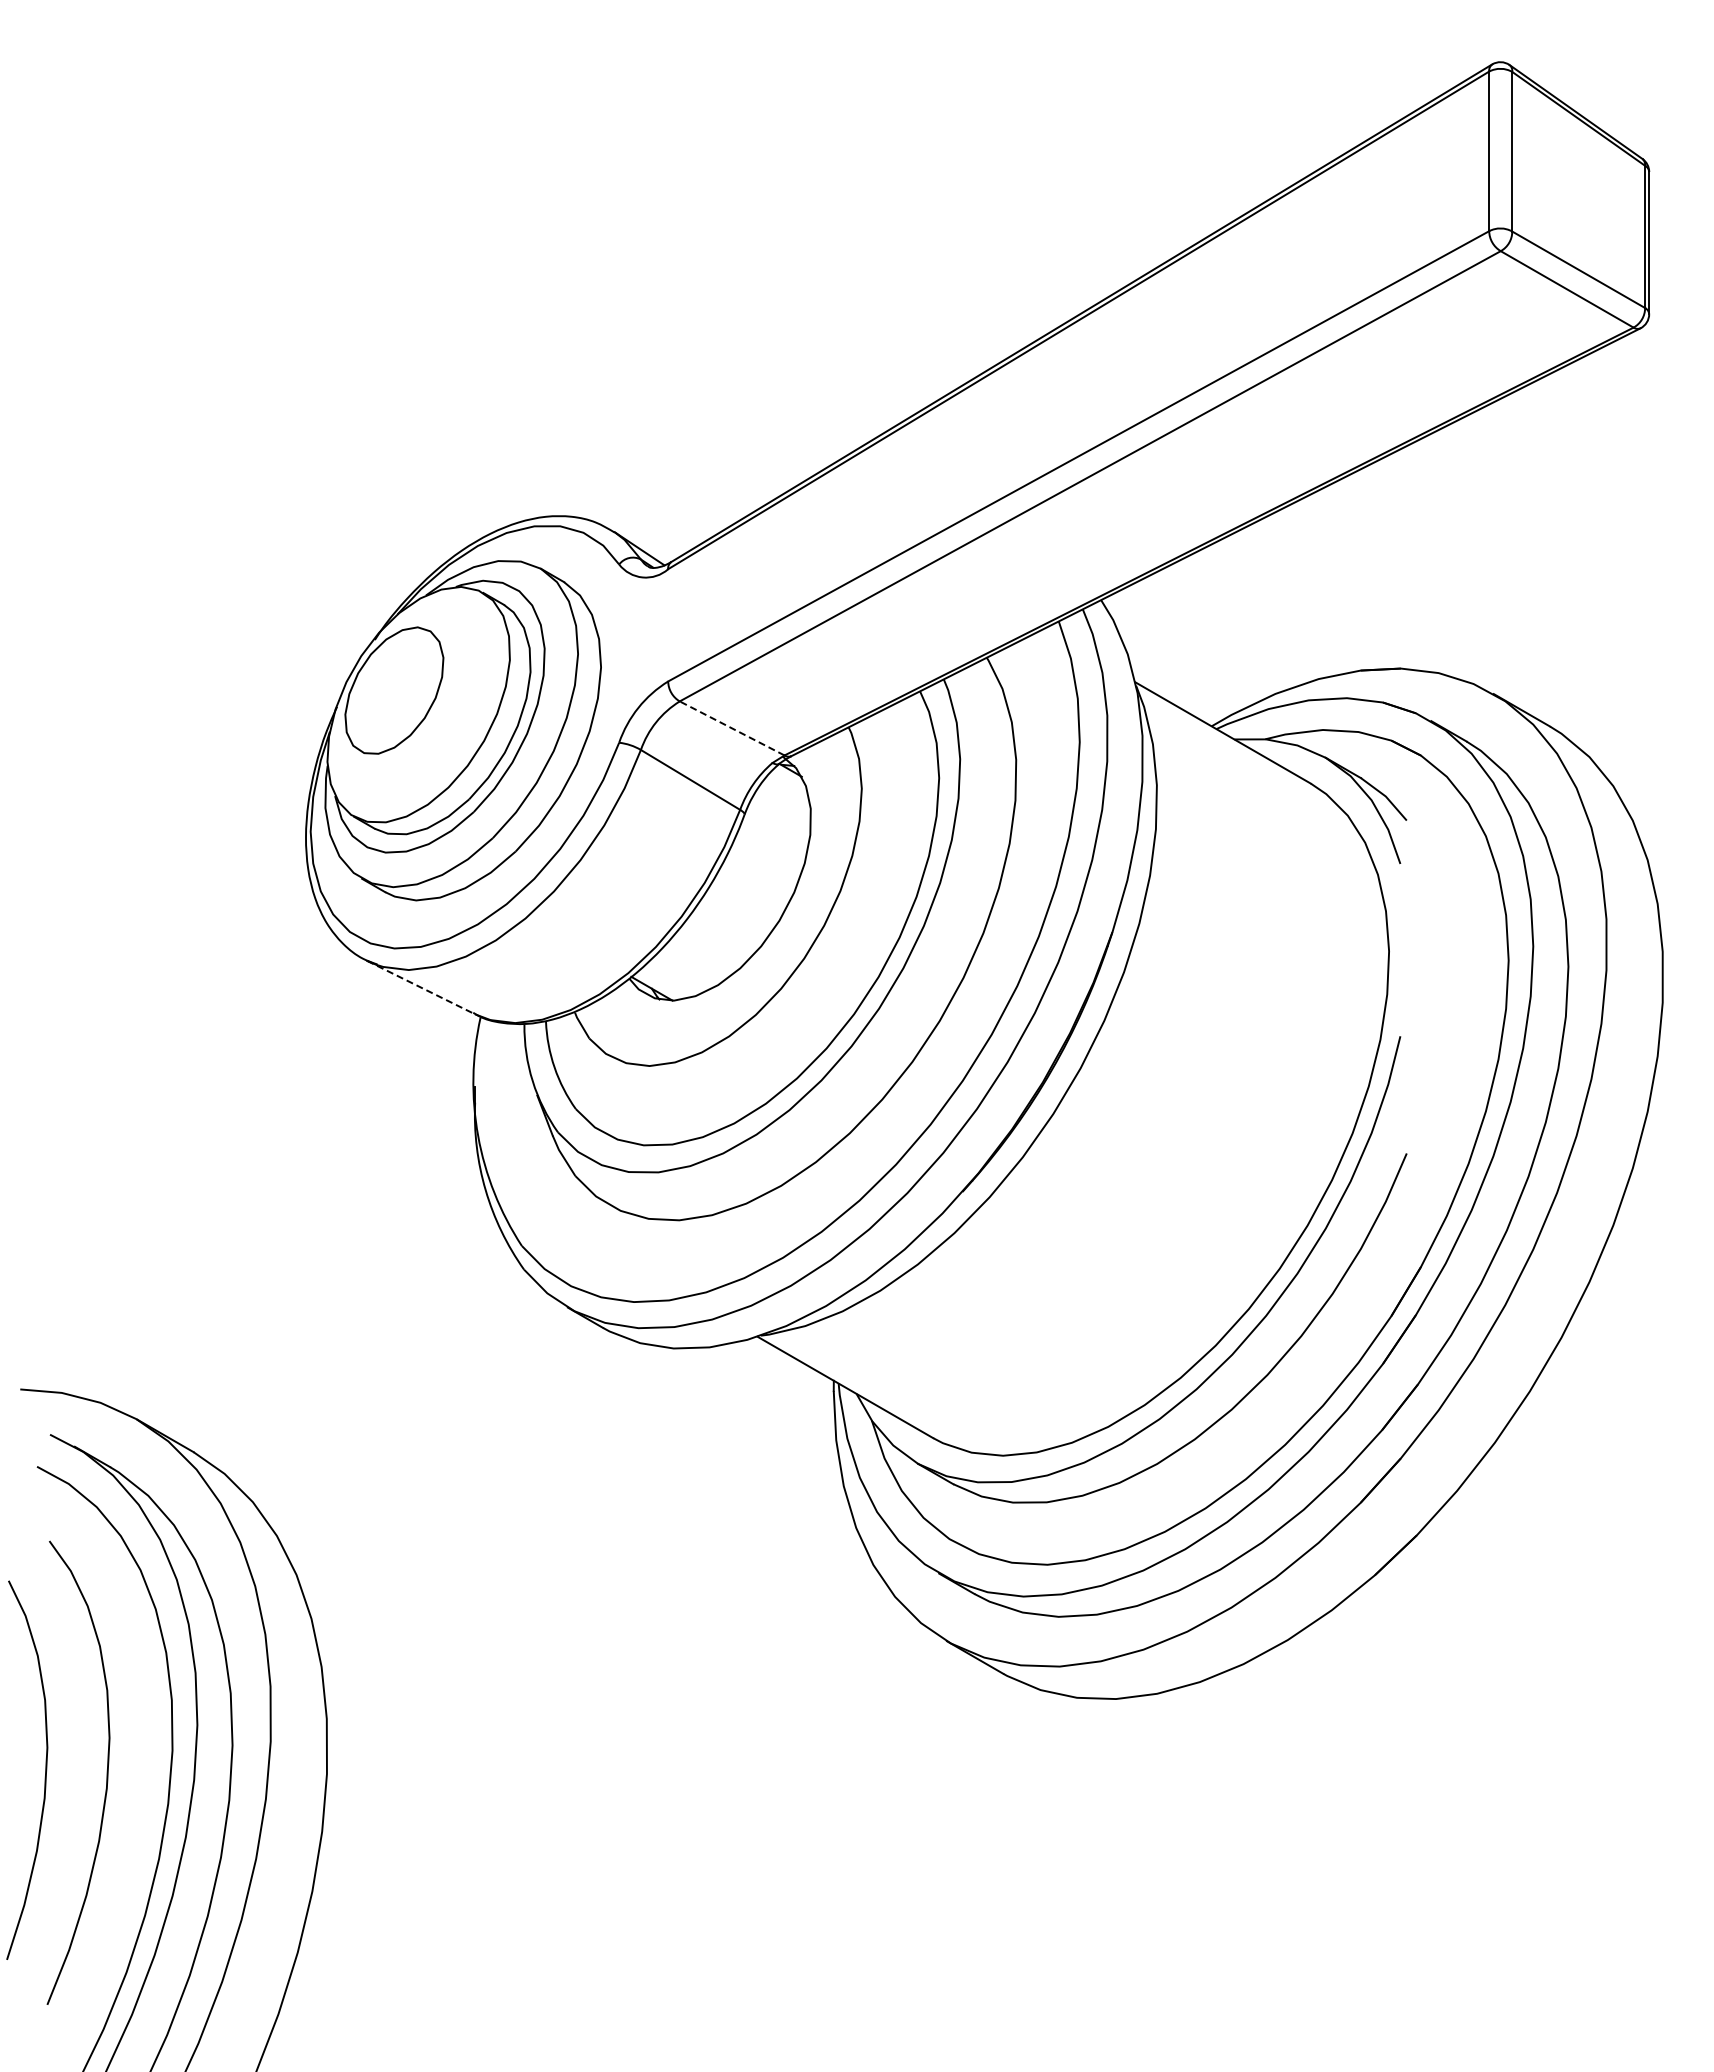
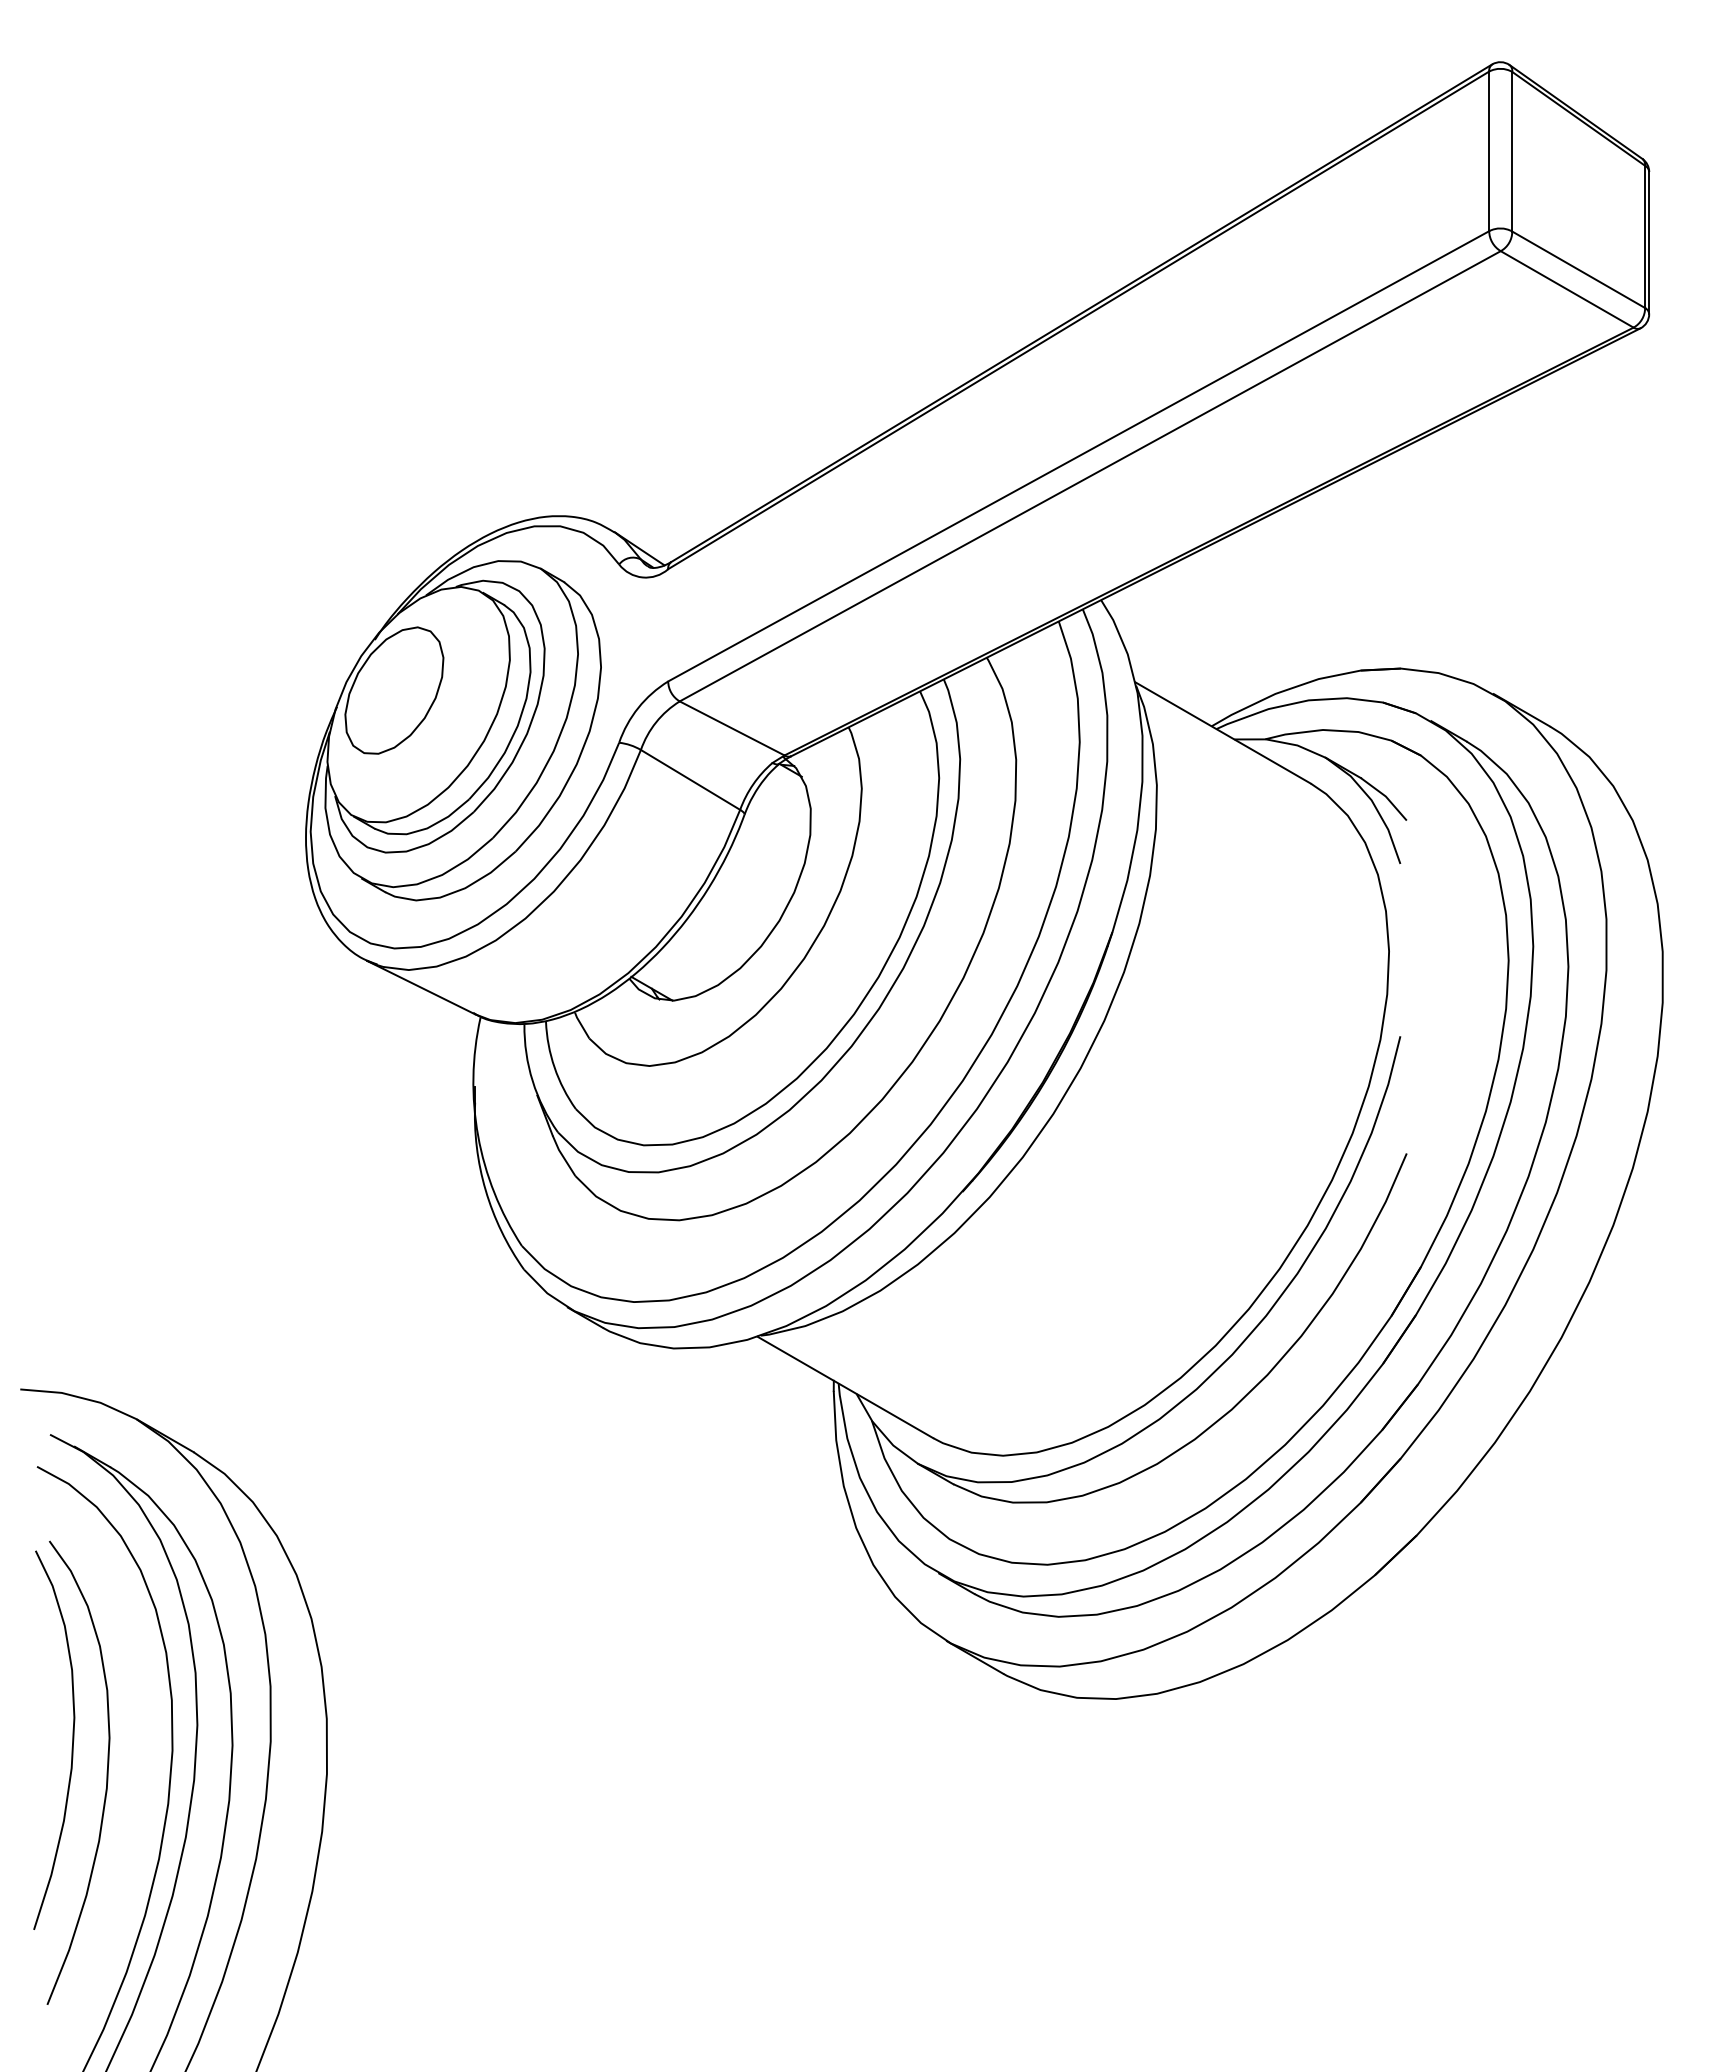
line: dashed -> solid (732, 728)
line: dashed -> solid (421, 987)
curve position: (45, 1769) -> (72, 1739) (72, 1739)
